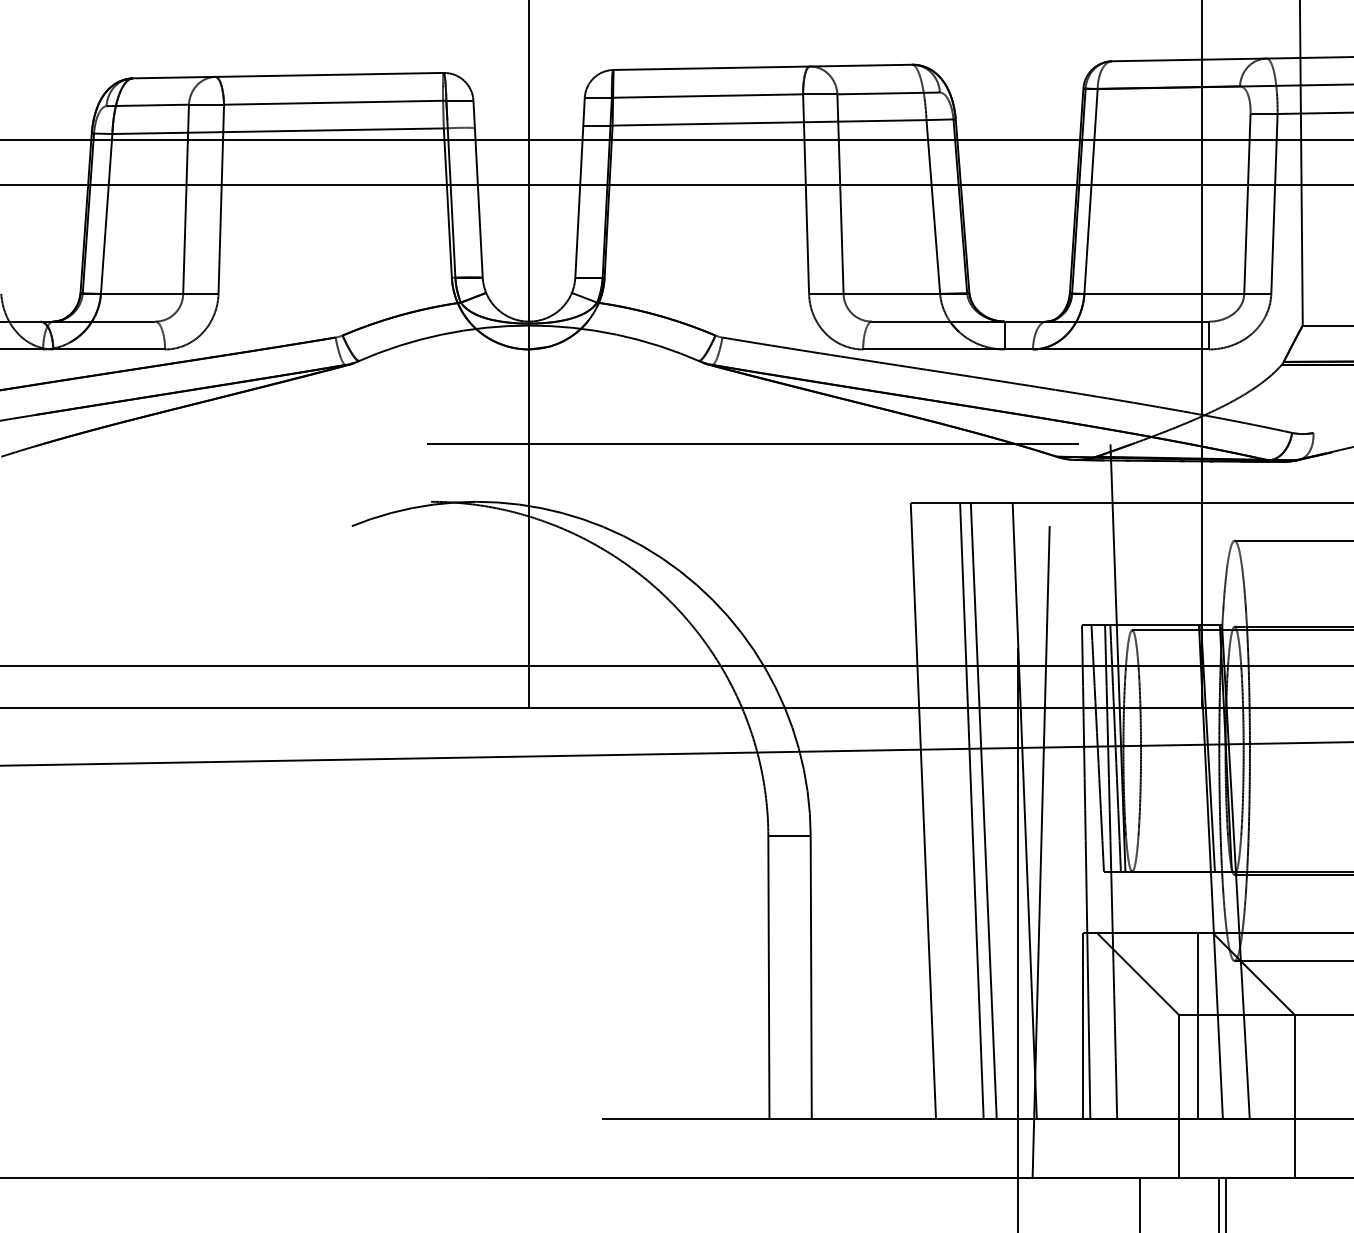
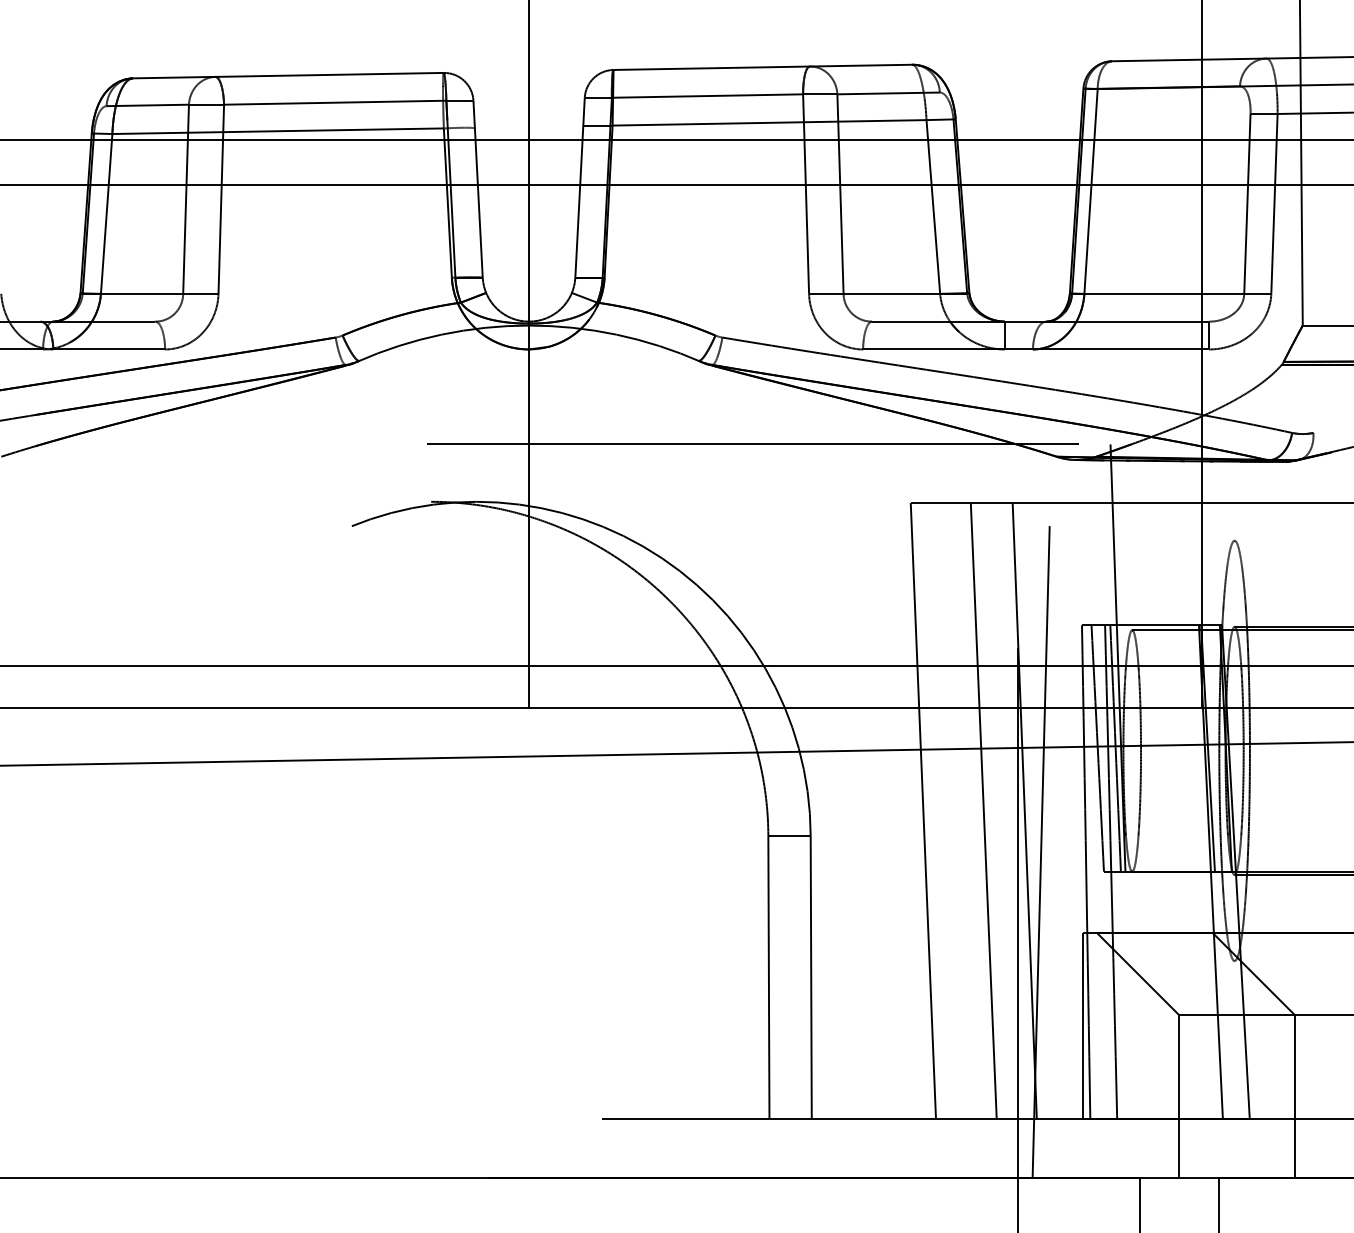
line: present -> none (1292, 540)
line: present -> none (971, 811)
line: present -> none (1292, 961)
line: present -> none (1198, 1026)
line: present -> none (1226, 1203)
